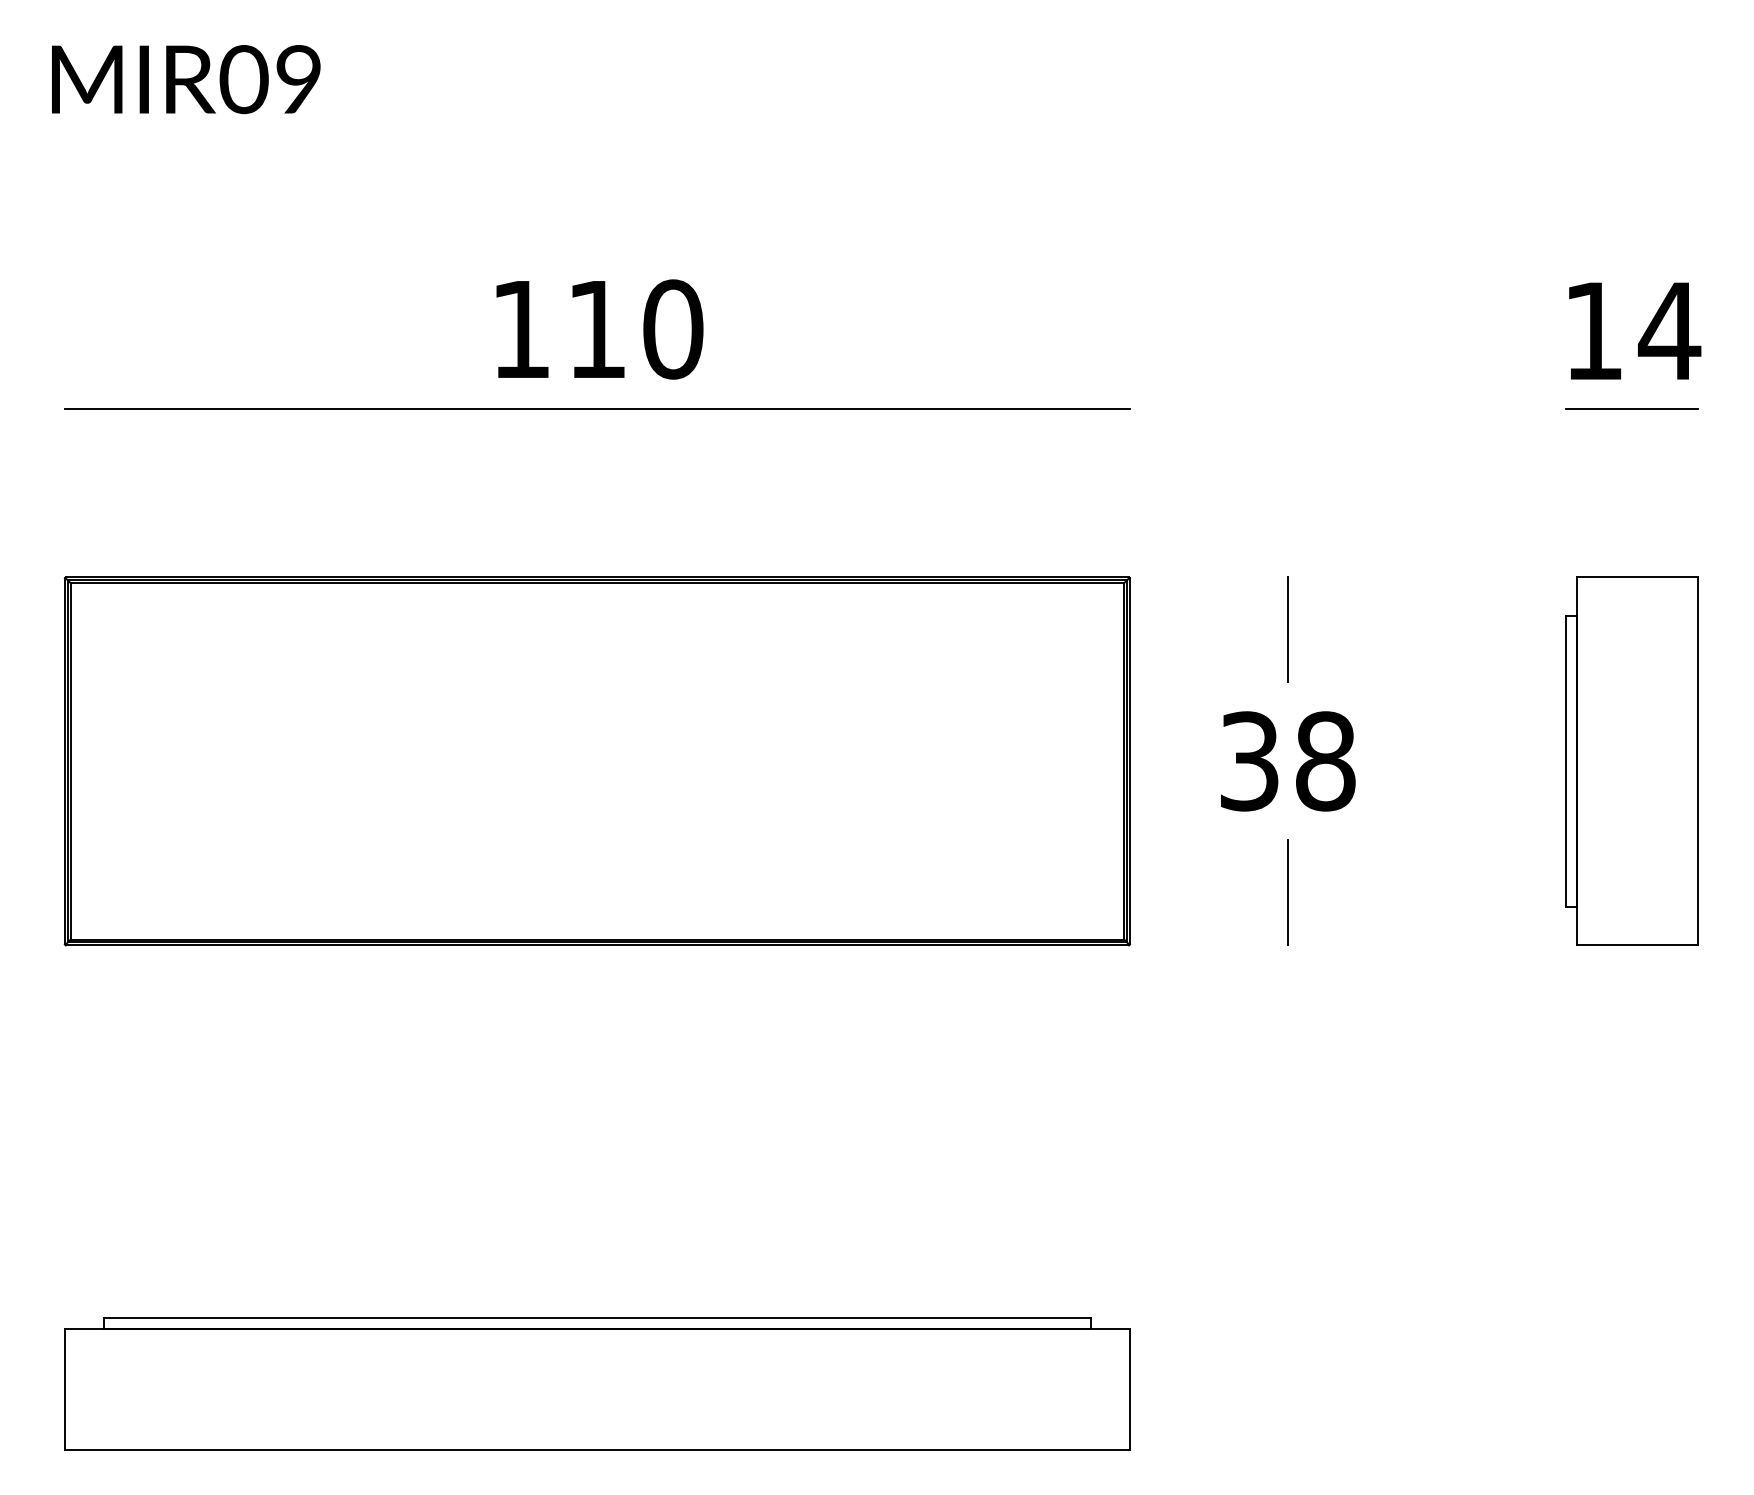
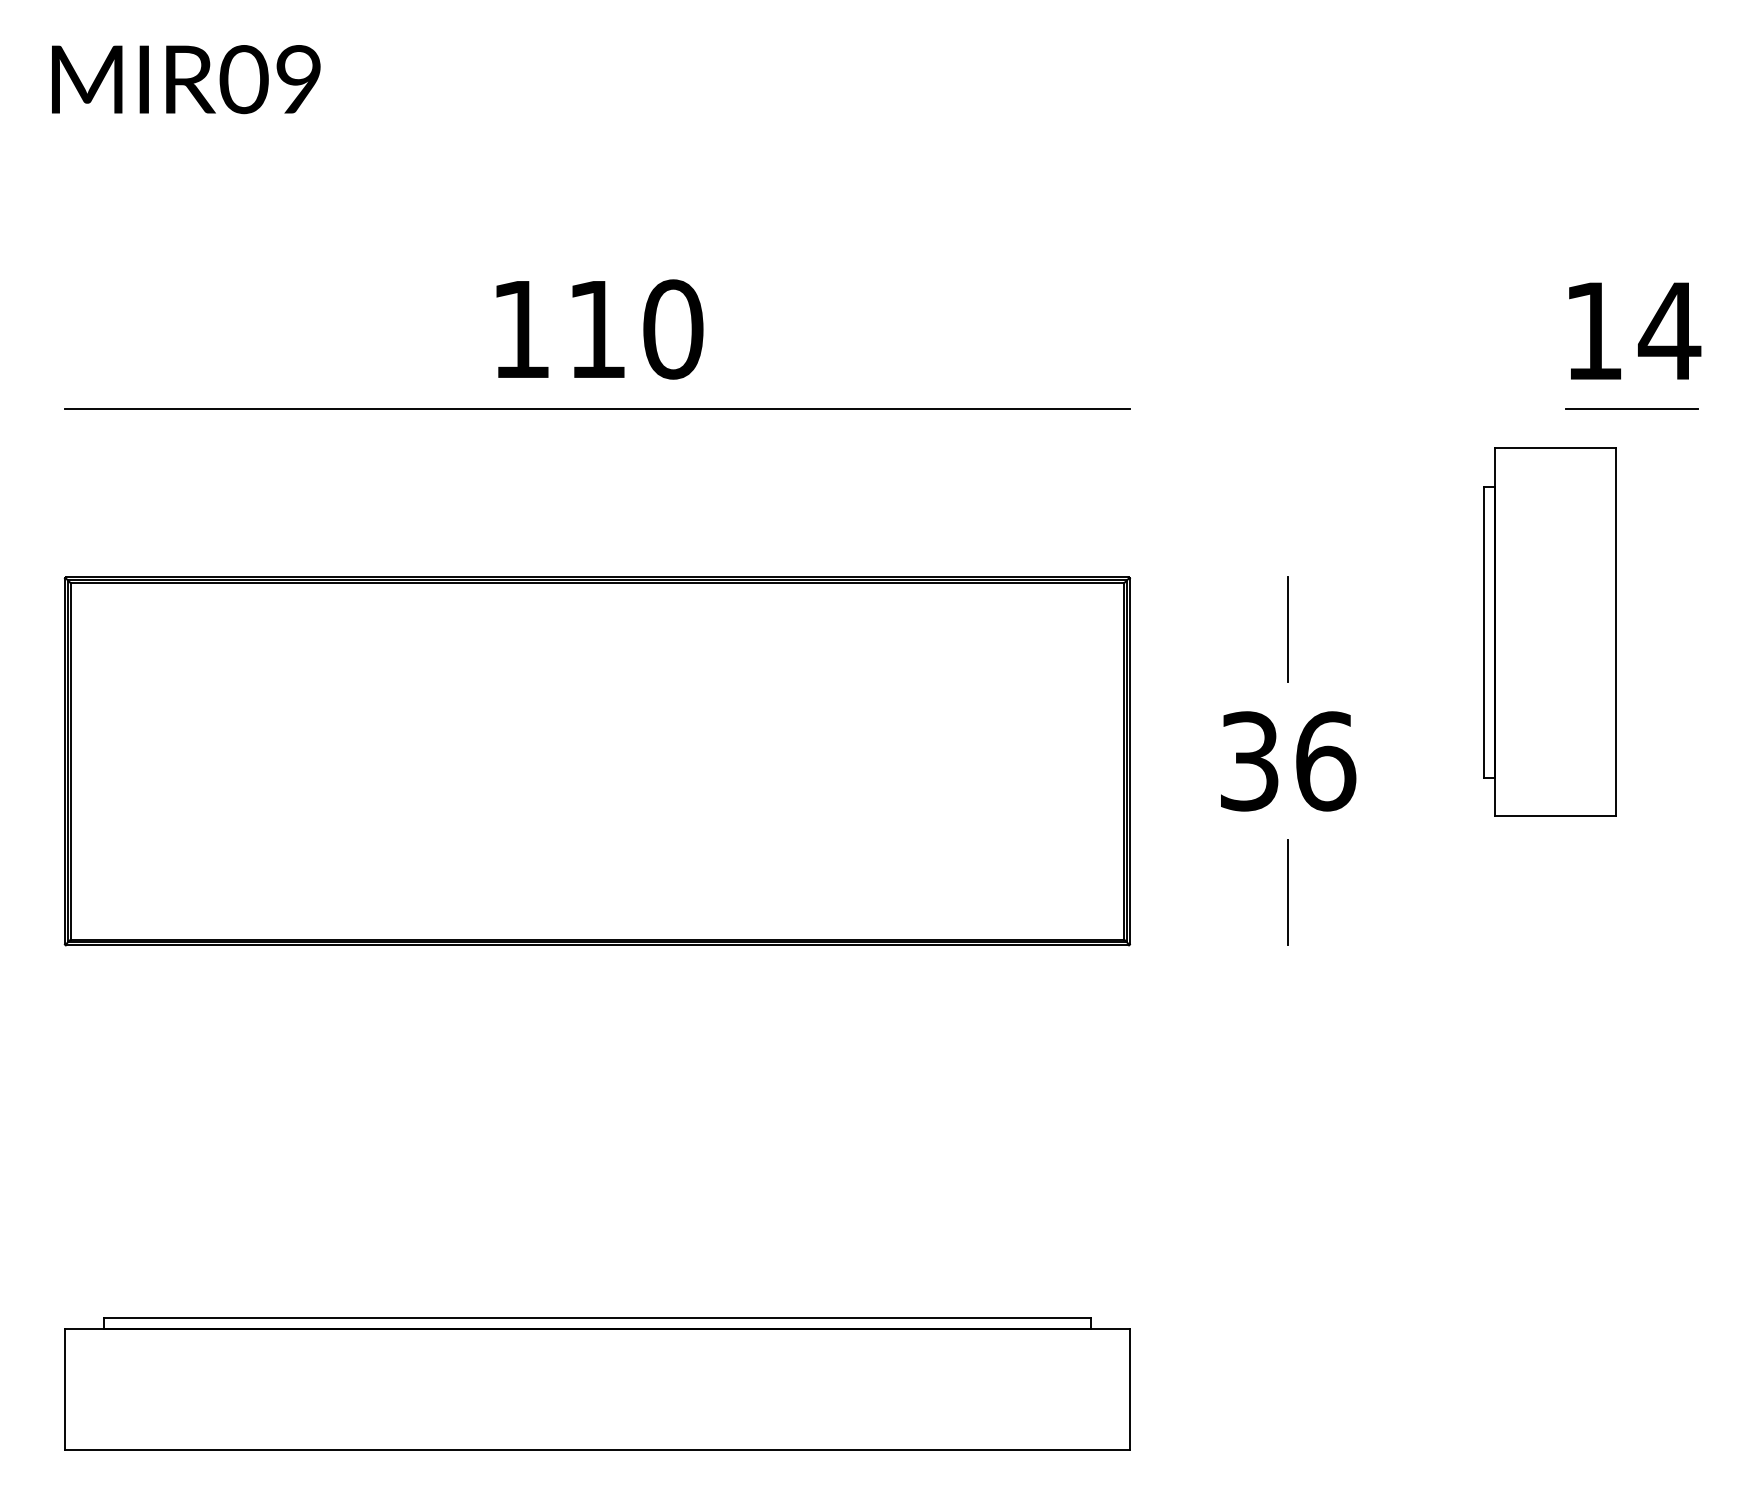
part position: (1631, 760) -> (1549, 631) (1549, 631)
text: 38 -> 36 (1326, 761)
